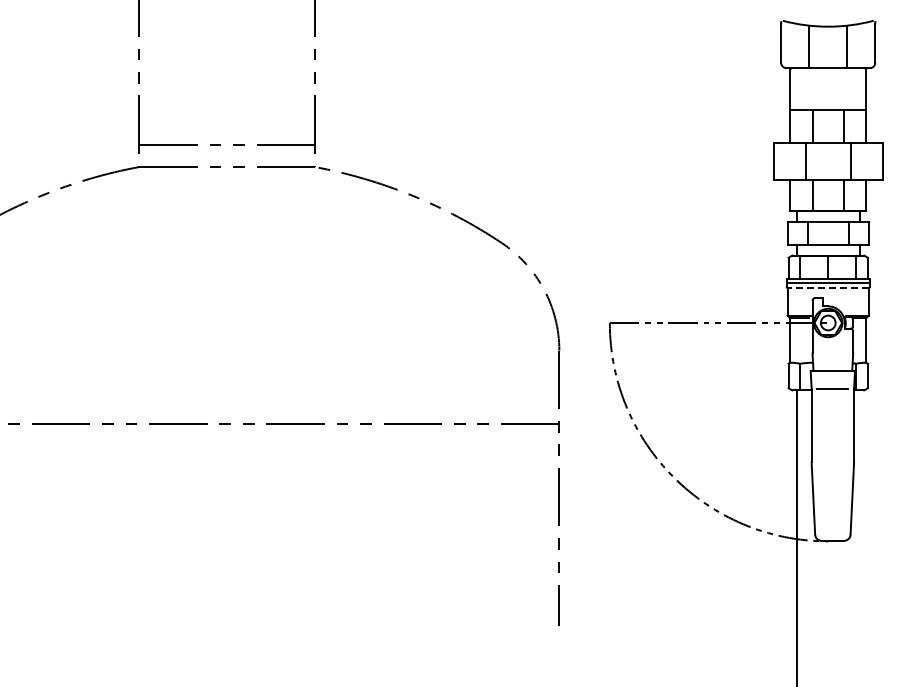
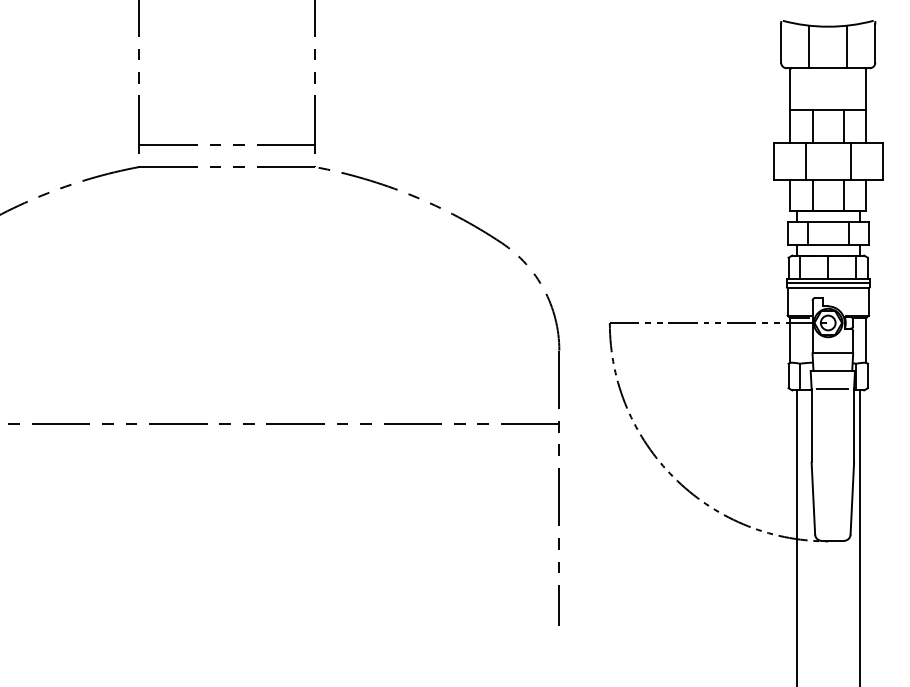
line: dashed -> solid (828, 287)
line: none -> present (832, 353)
line: none -> present (859, 536)
